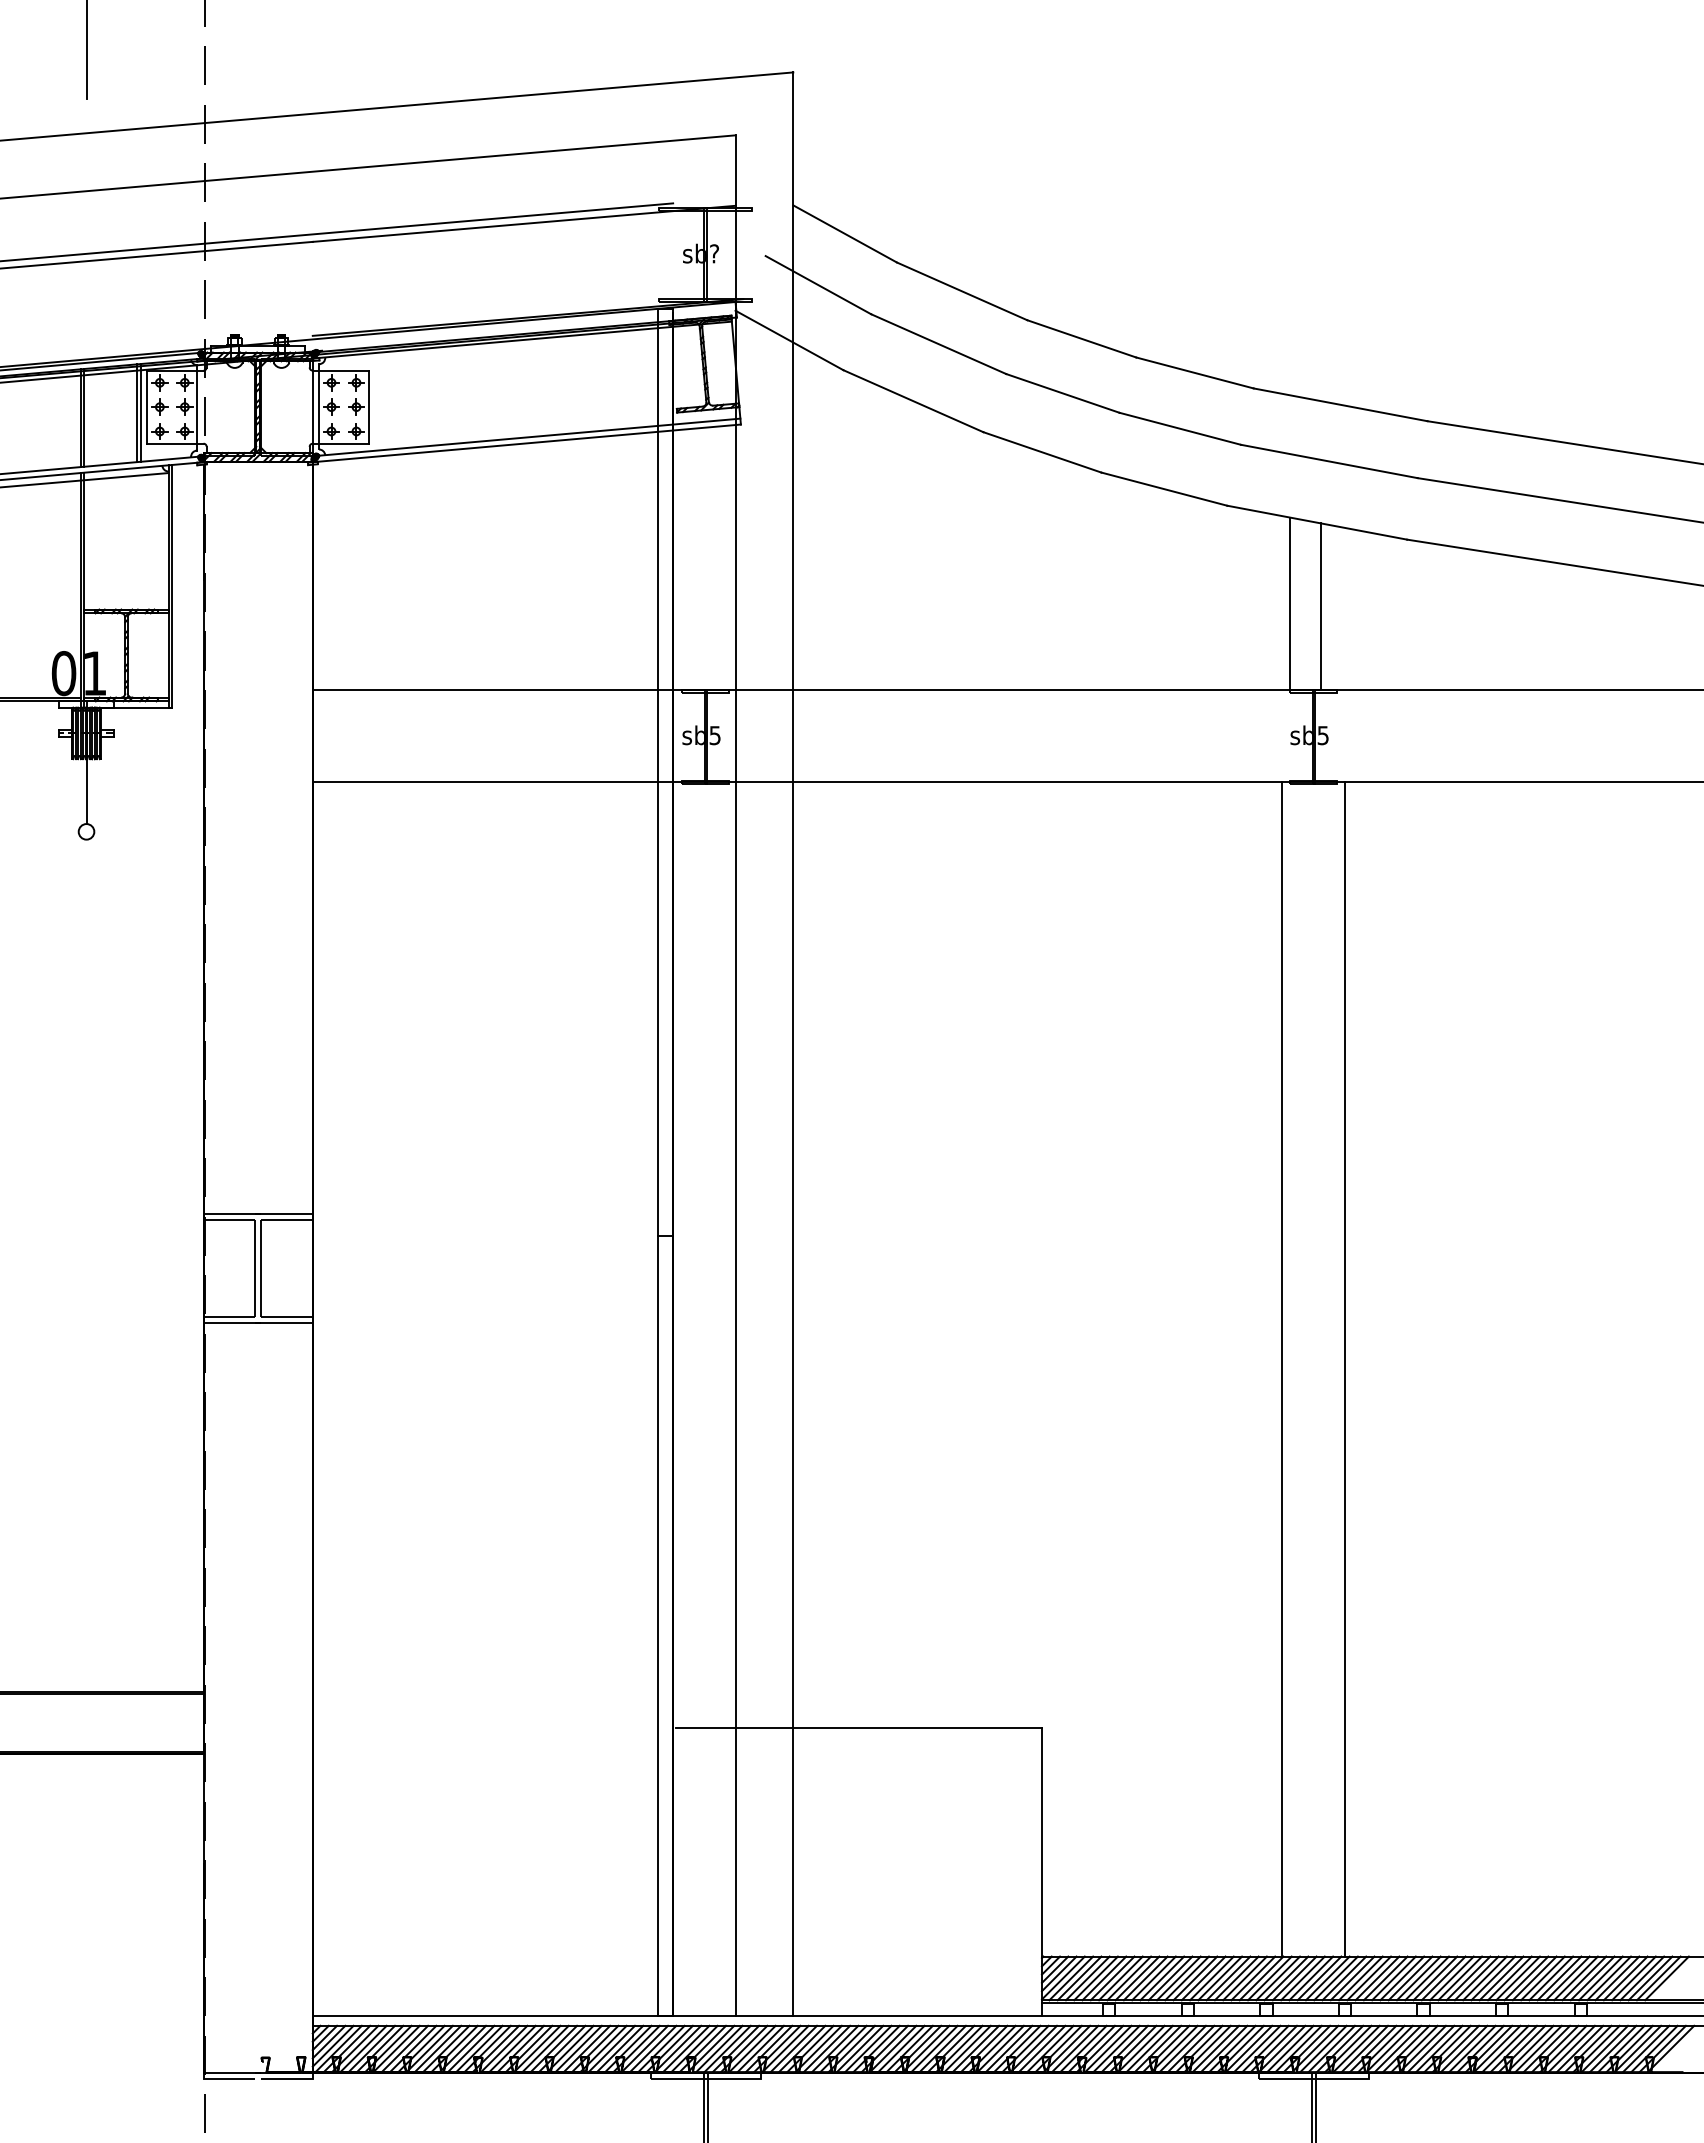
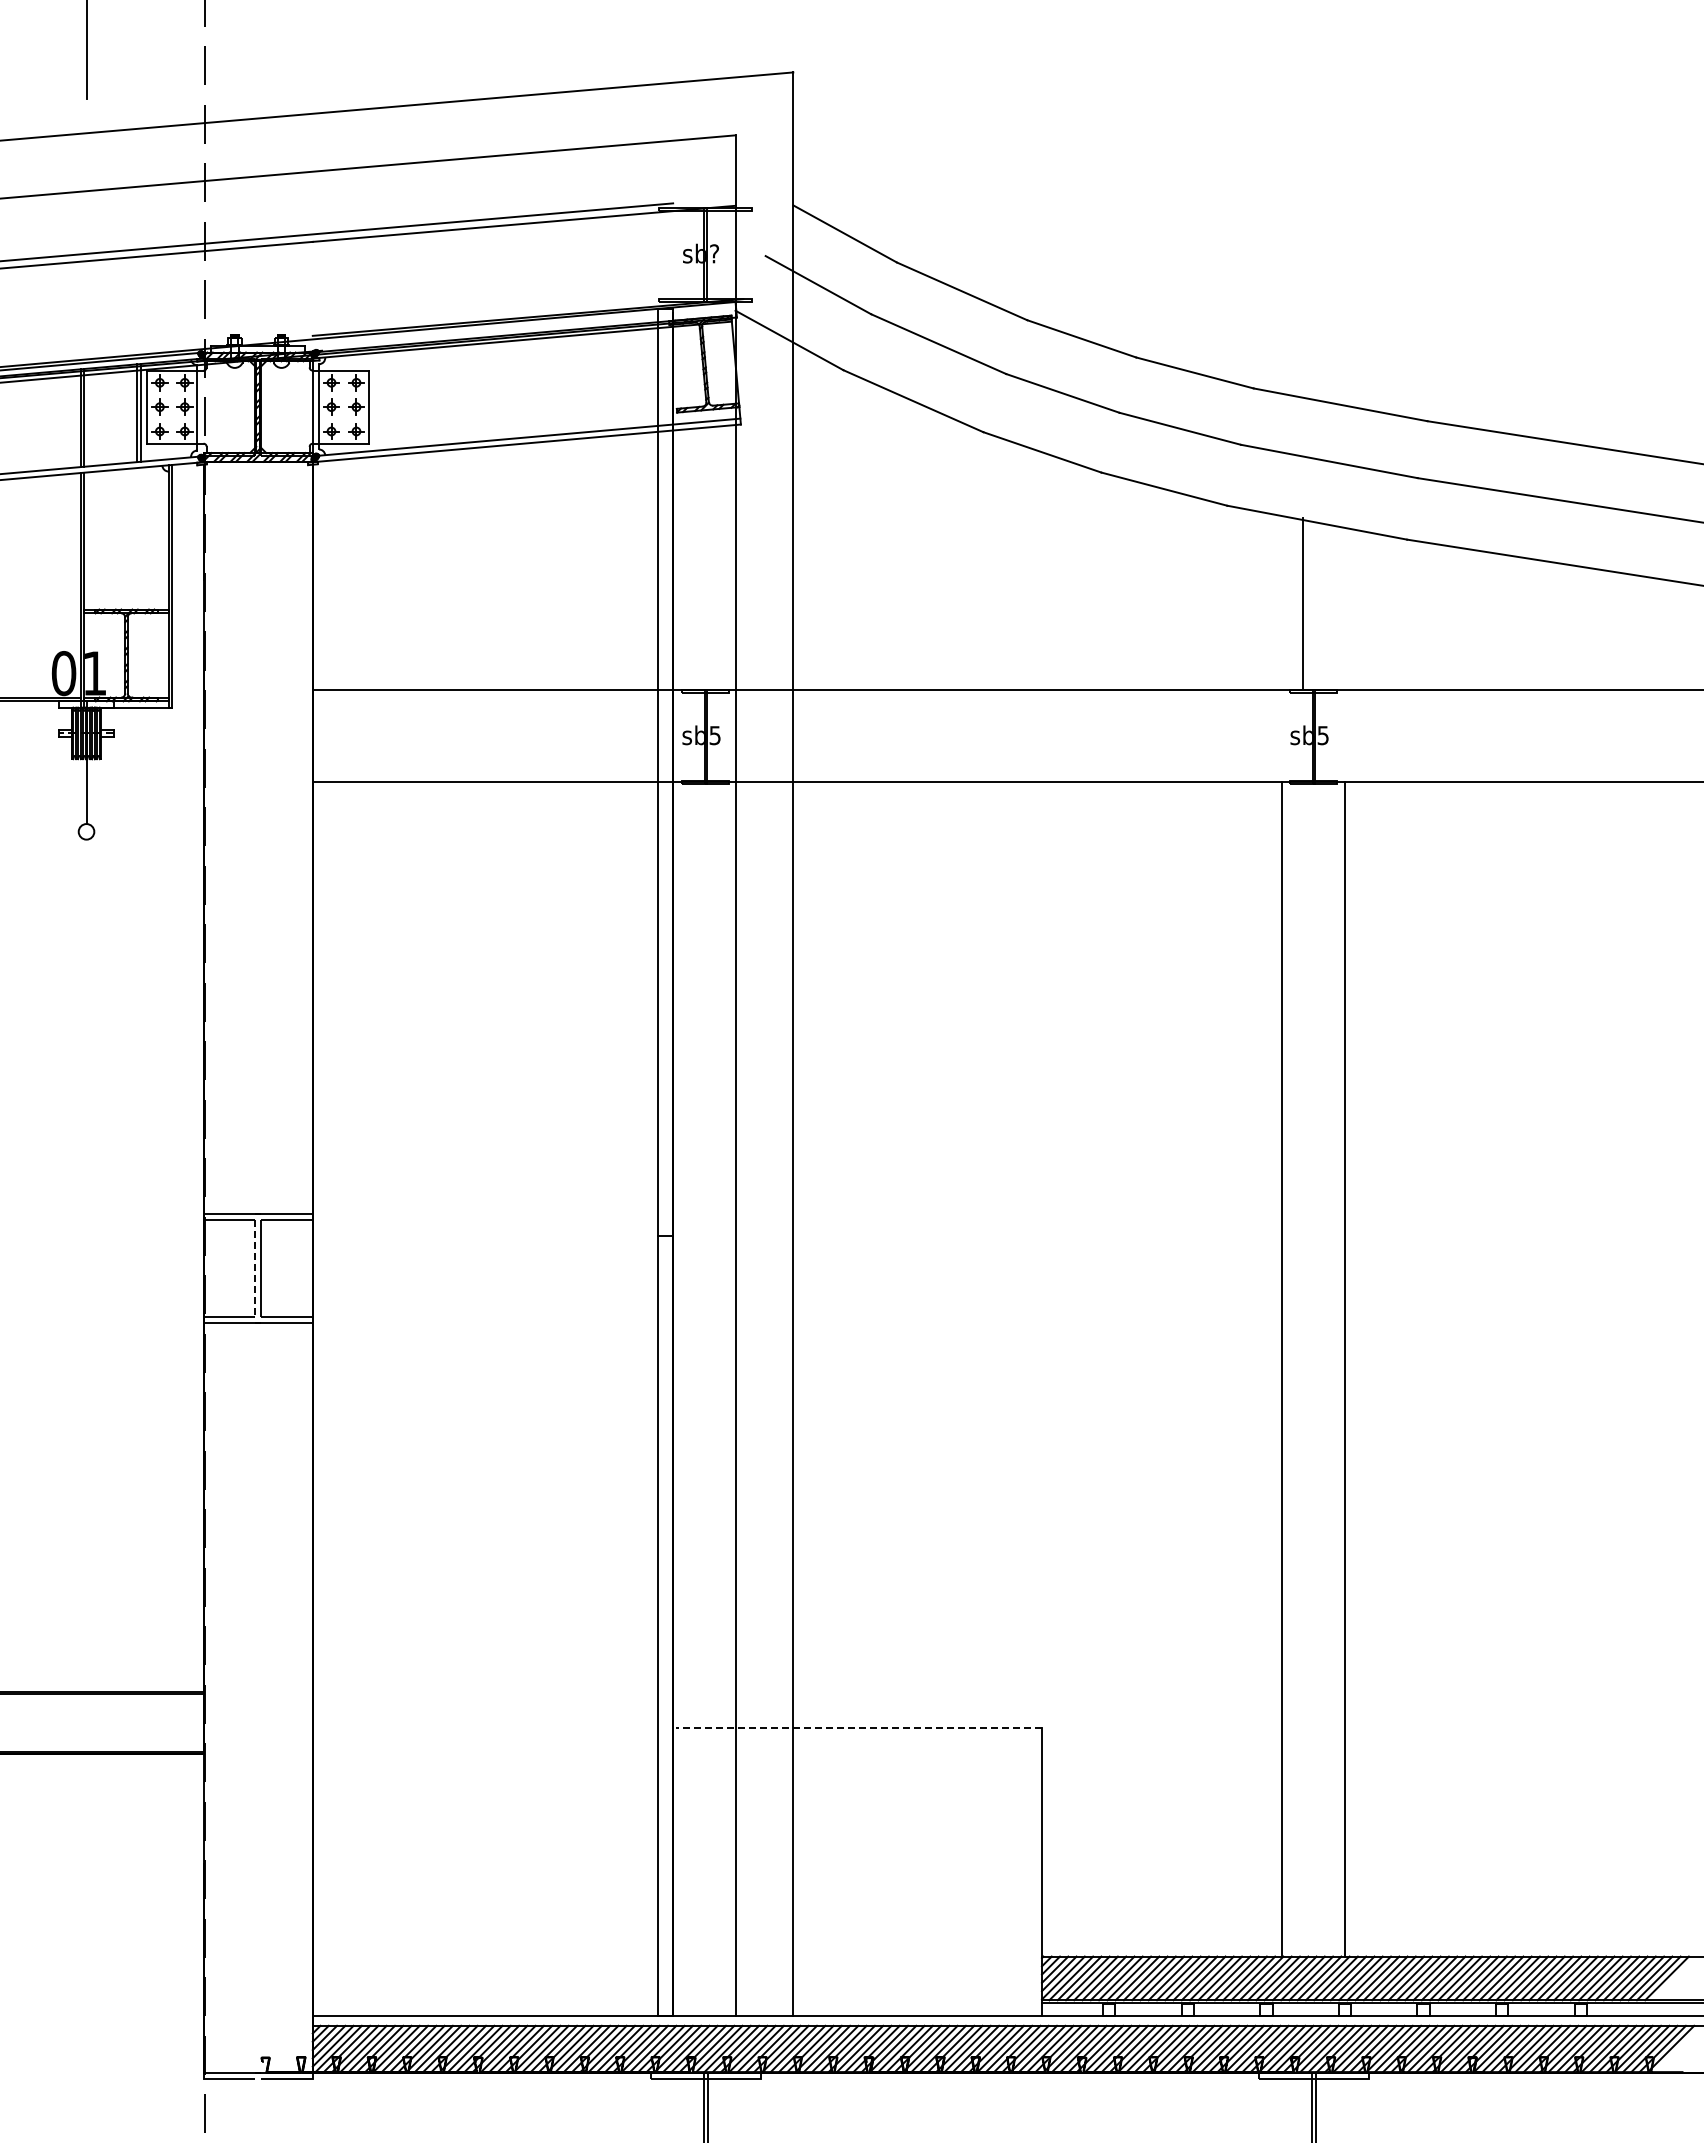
line: present -> none (84, 480)
line position: (1290, 603) -> (1303, 603) (1303, 603)
line: present -> none (1321, 606)
line: solid -> dashed (255, 1269)
line: solid -> dashed (859, 1727)
